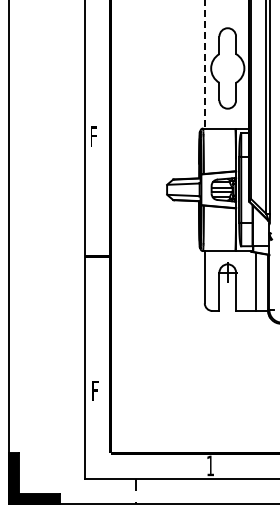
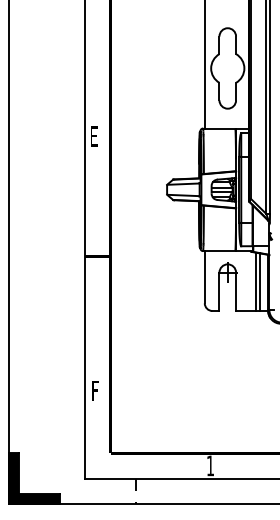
line: dashed -> solid (204, 64)
text: F -> E (94, 136)
line: none -> present (260, 281)
